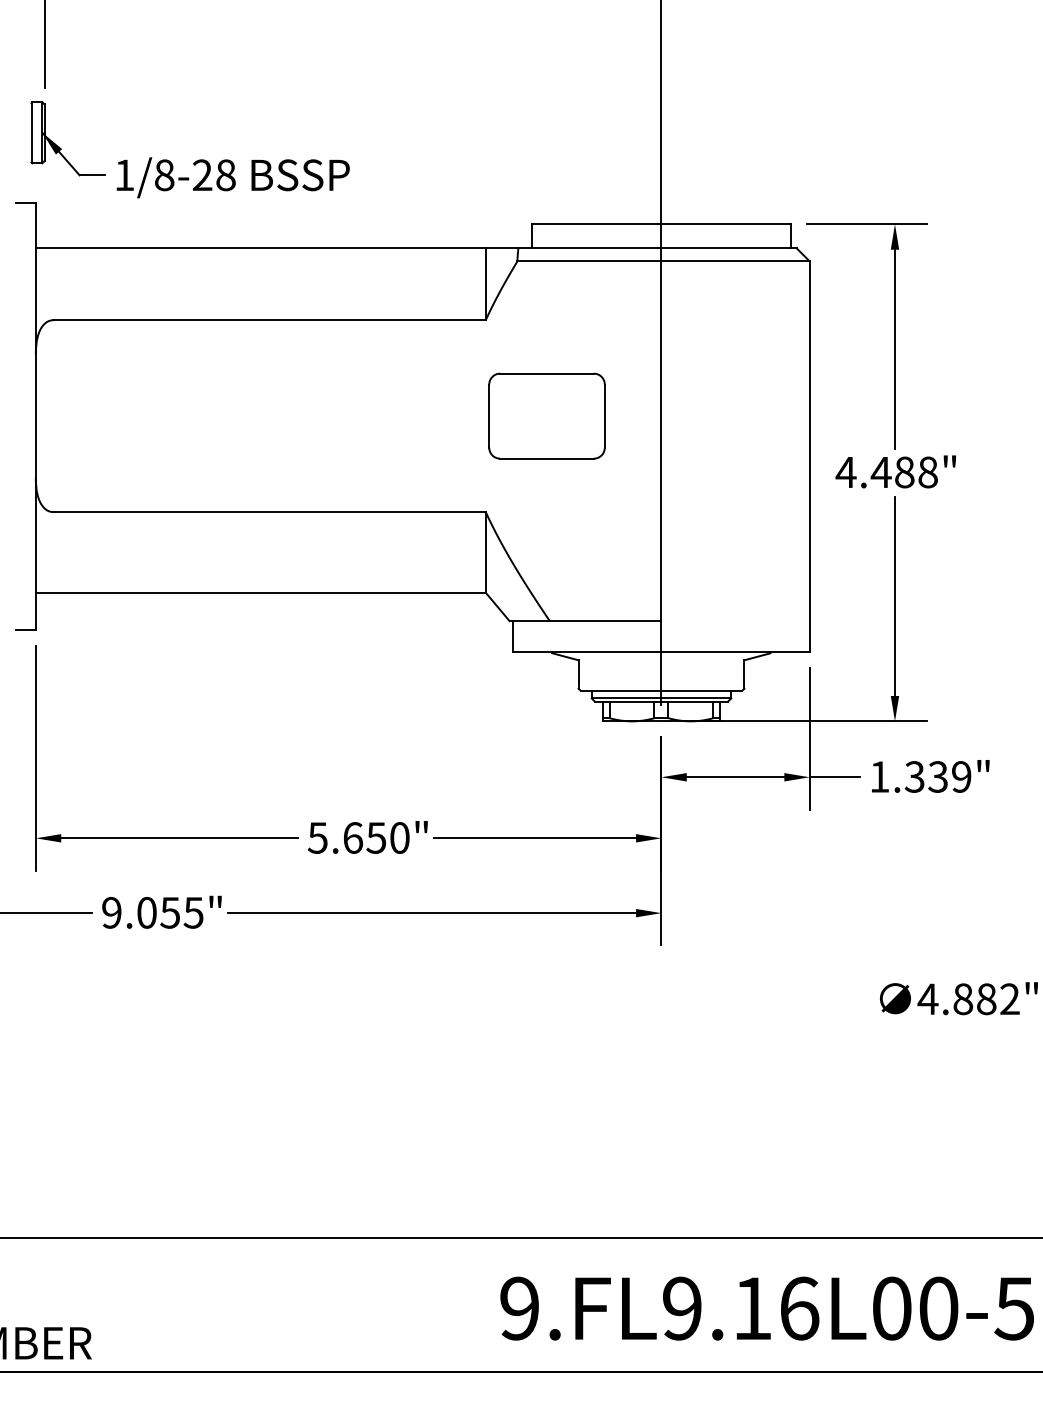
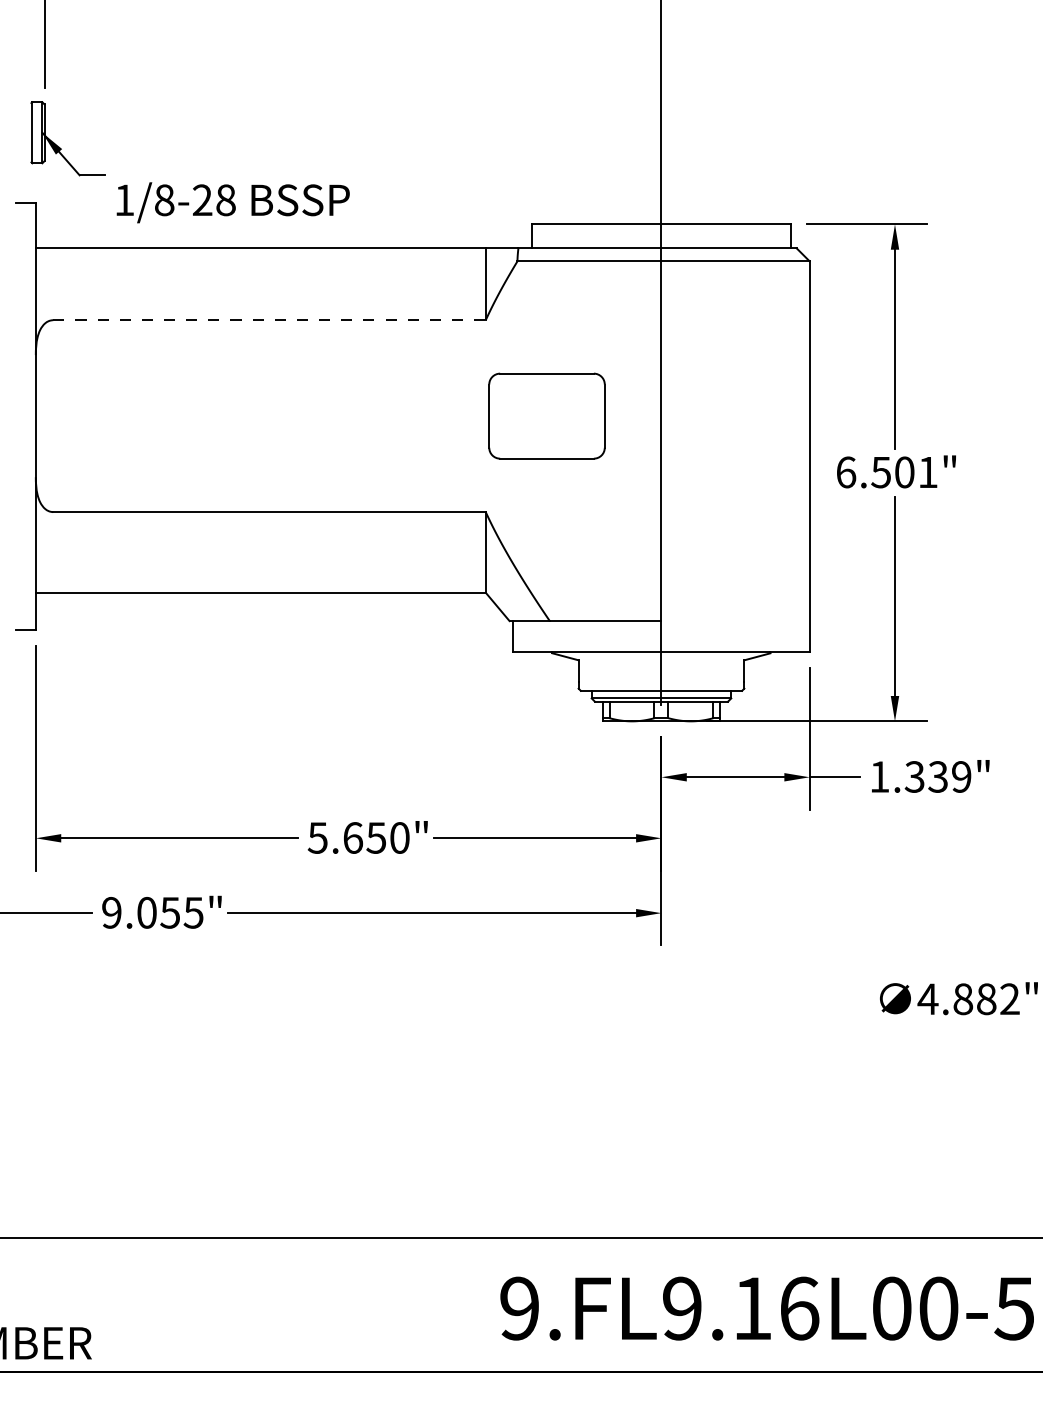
text position: (232, 177) -> (232, 202) (232, 202)
line: solid -> dashed (270, 320)
text: 4.488" -> 6.501" (886, 472)
